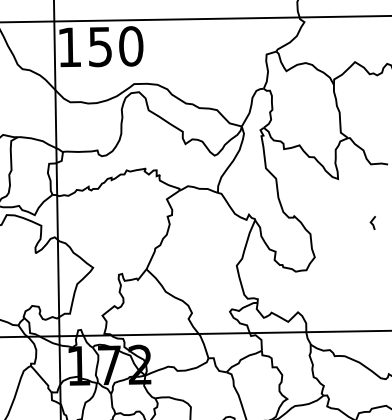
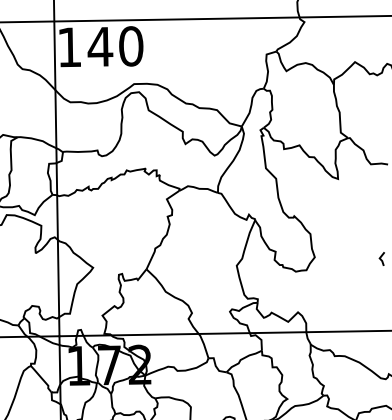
text: 150 -> 140 (100, 47)
line position: (372, 222) -> (381, 258) (381, 258)
